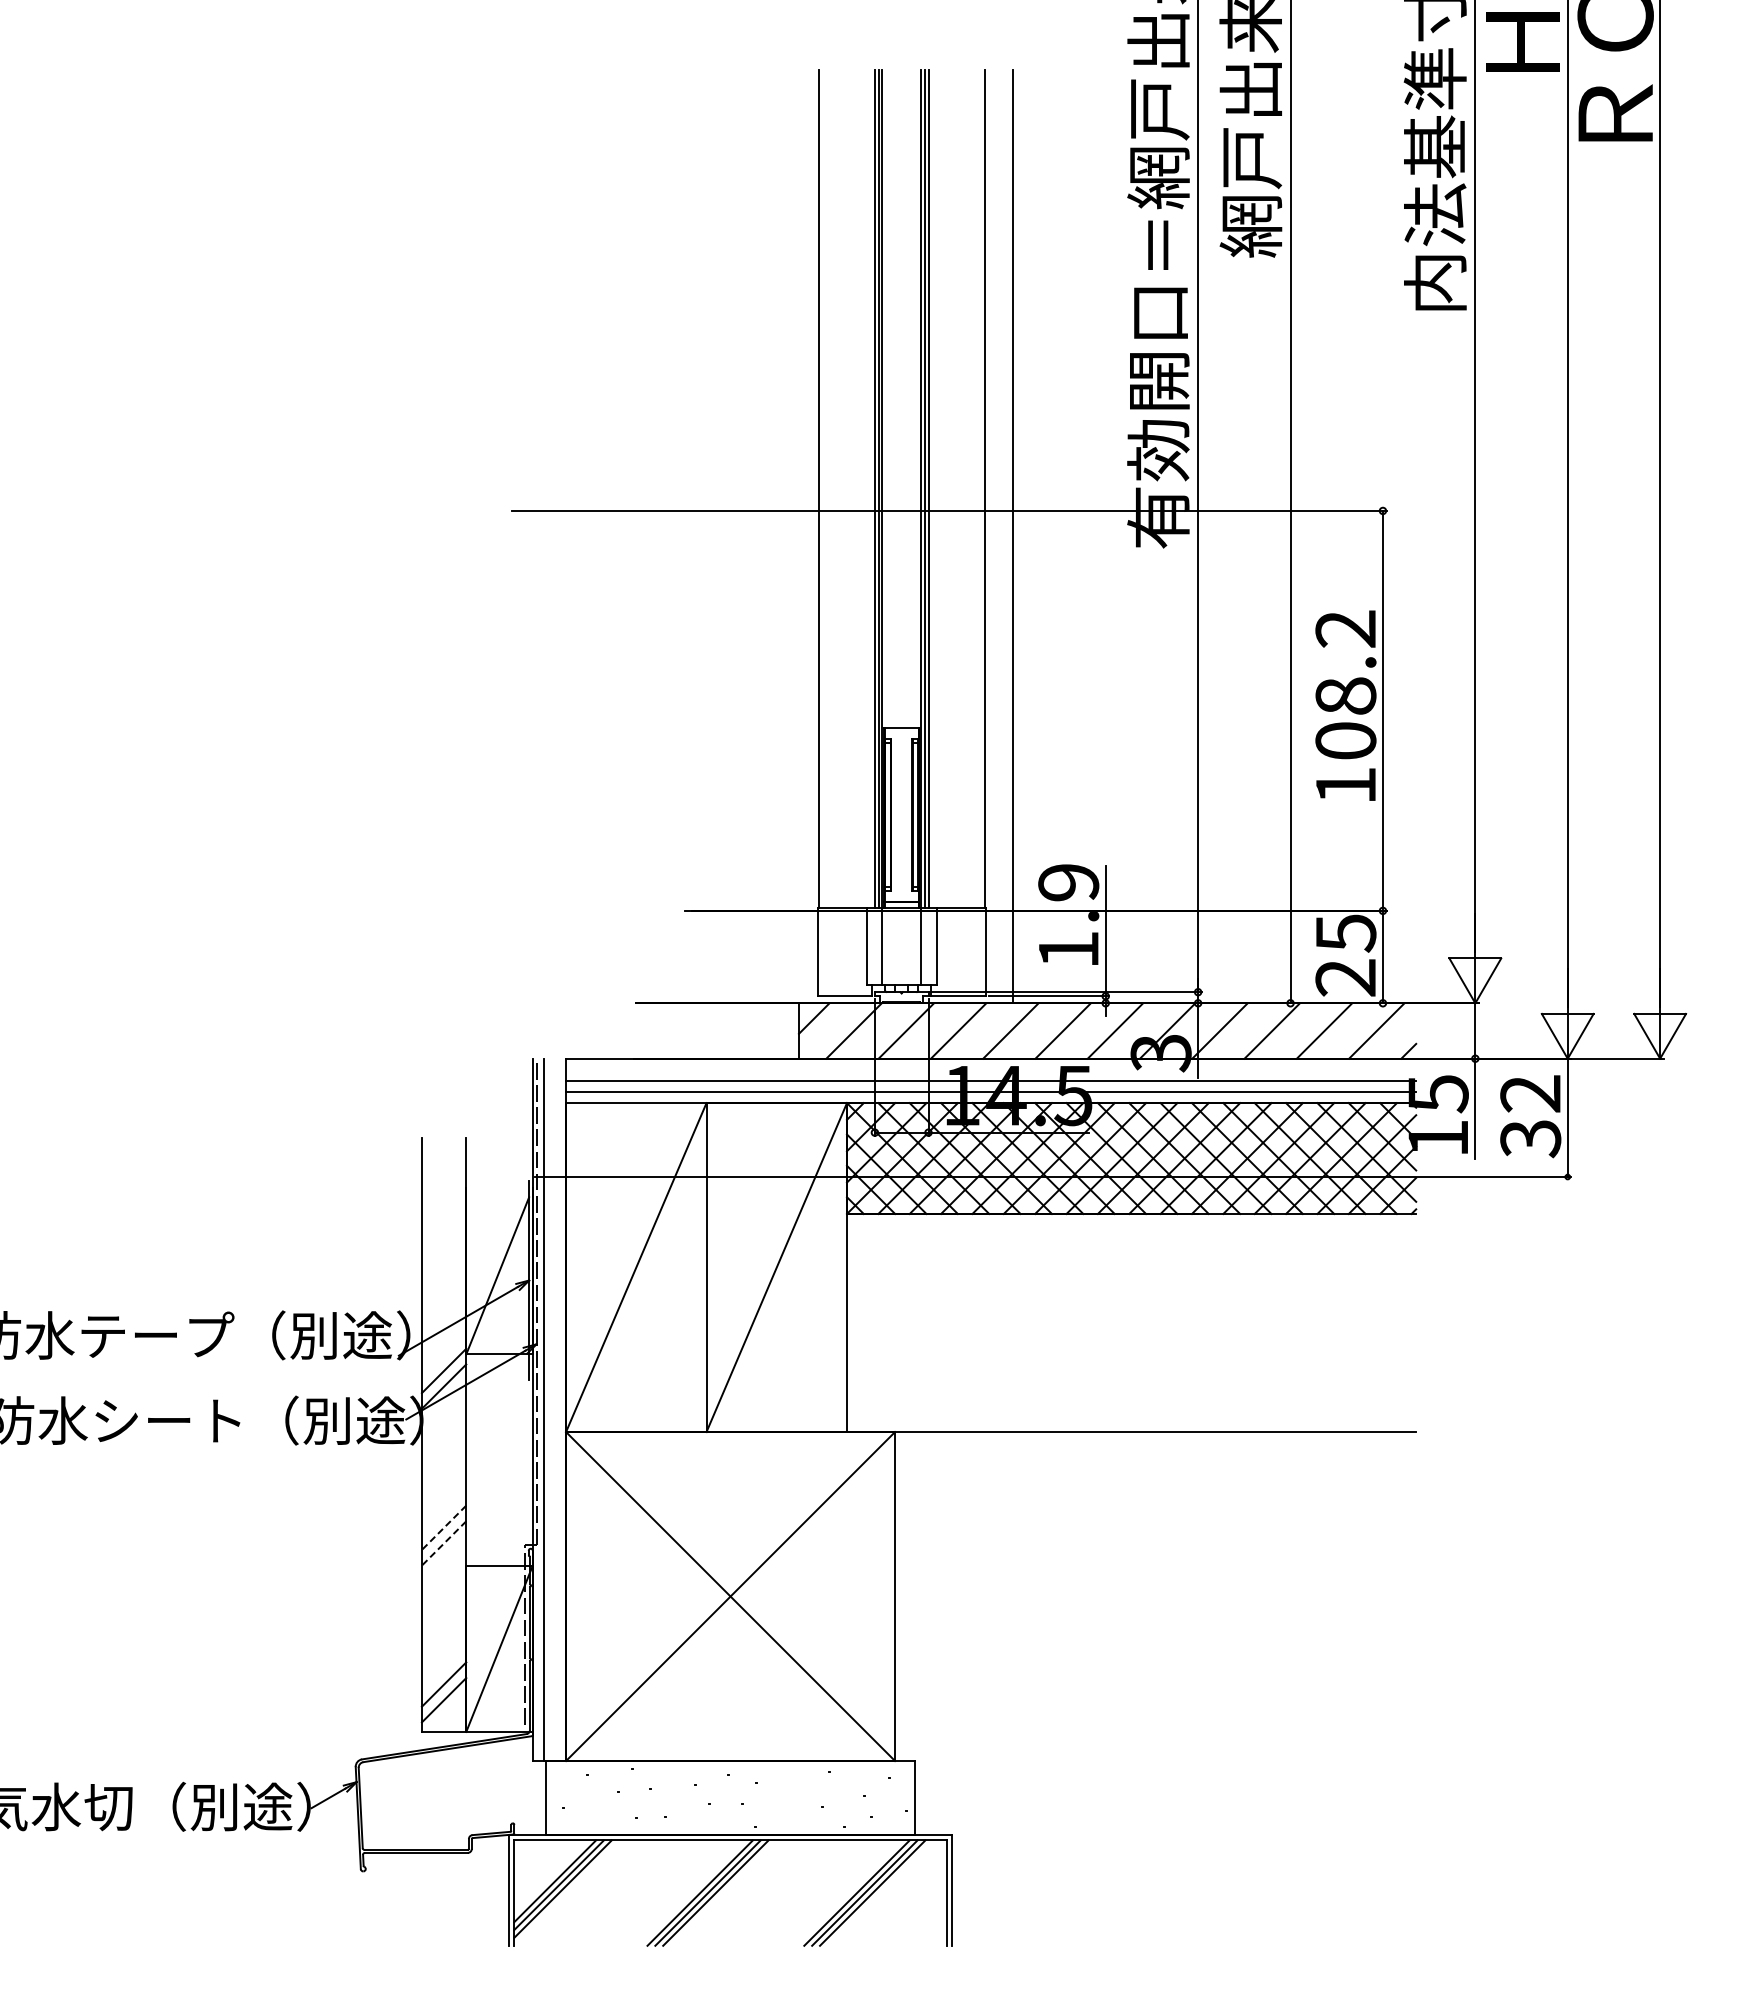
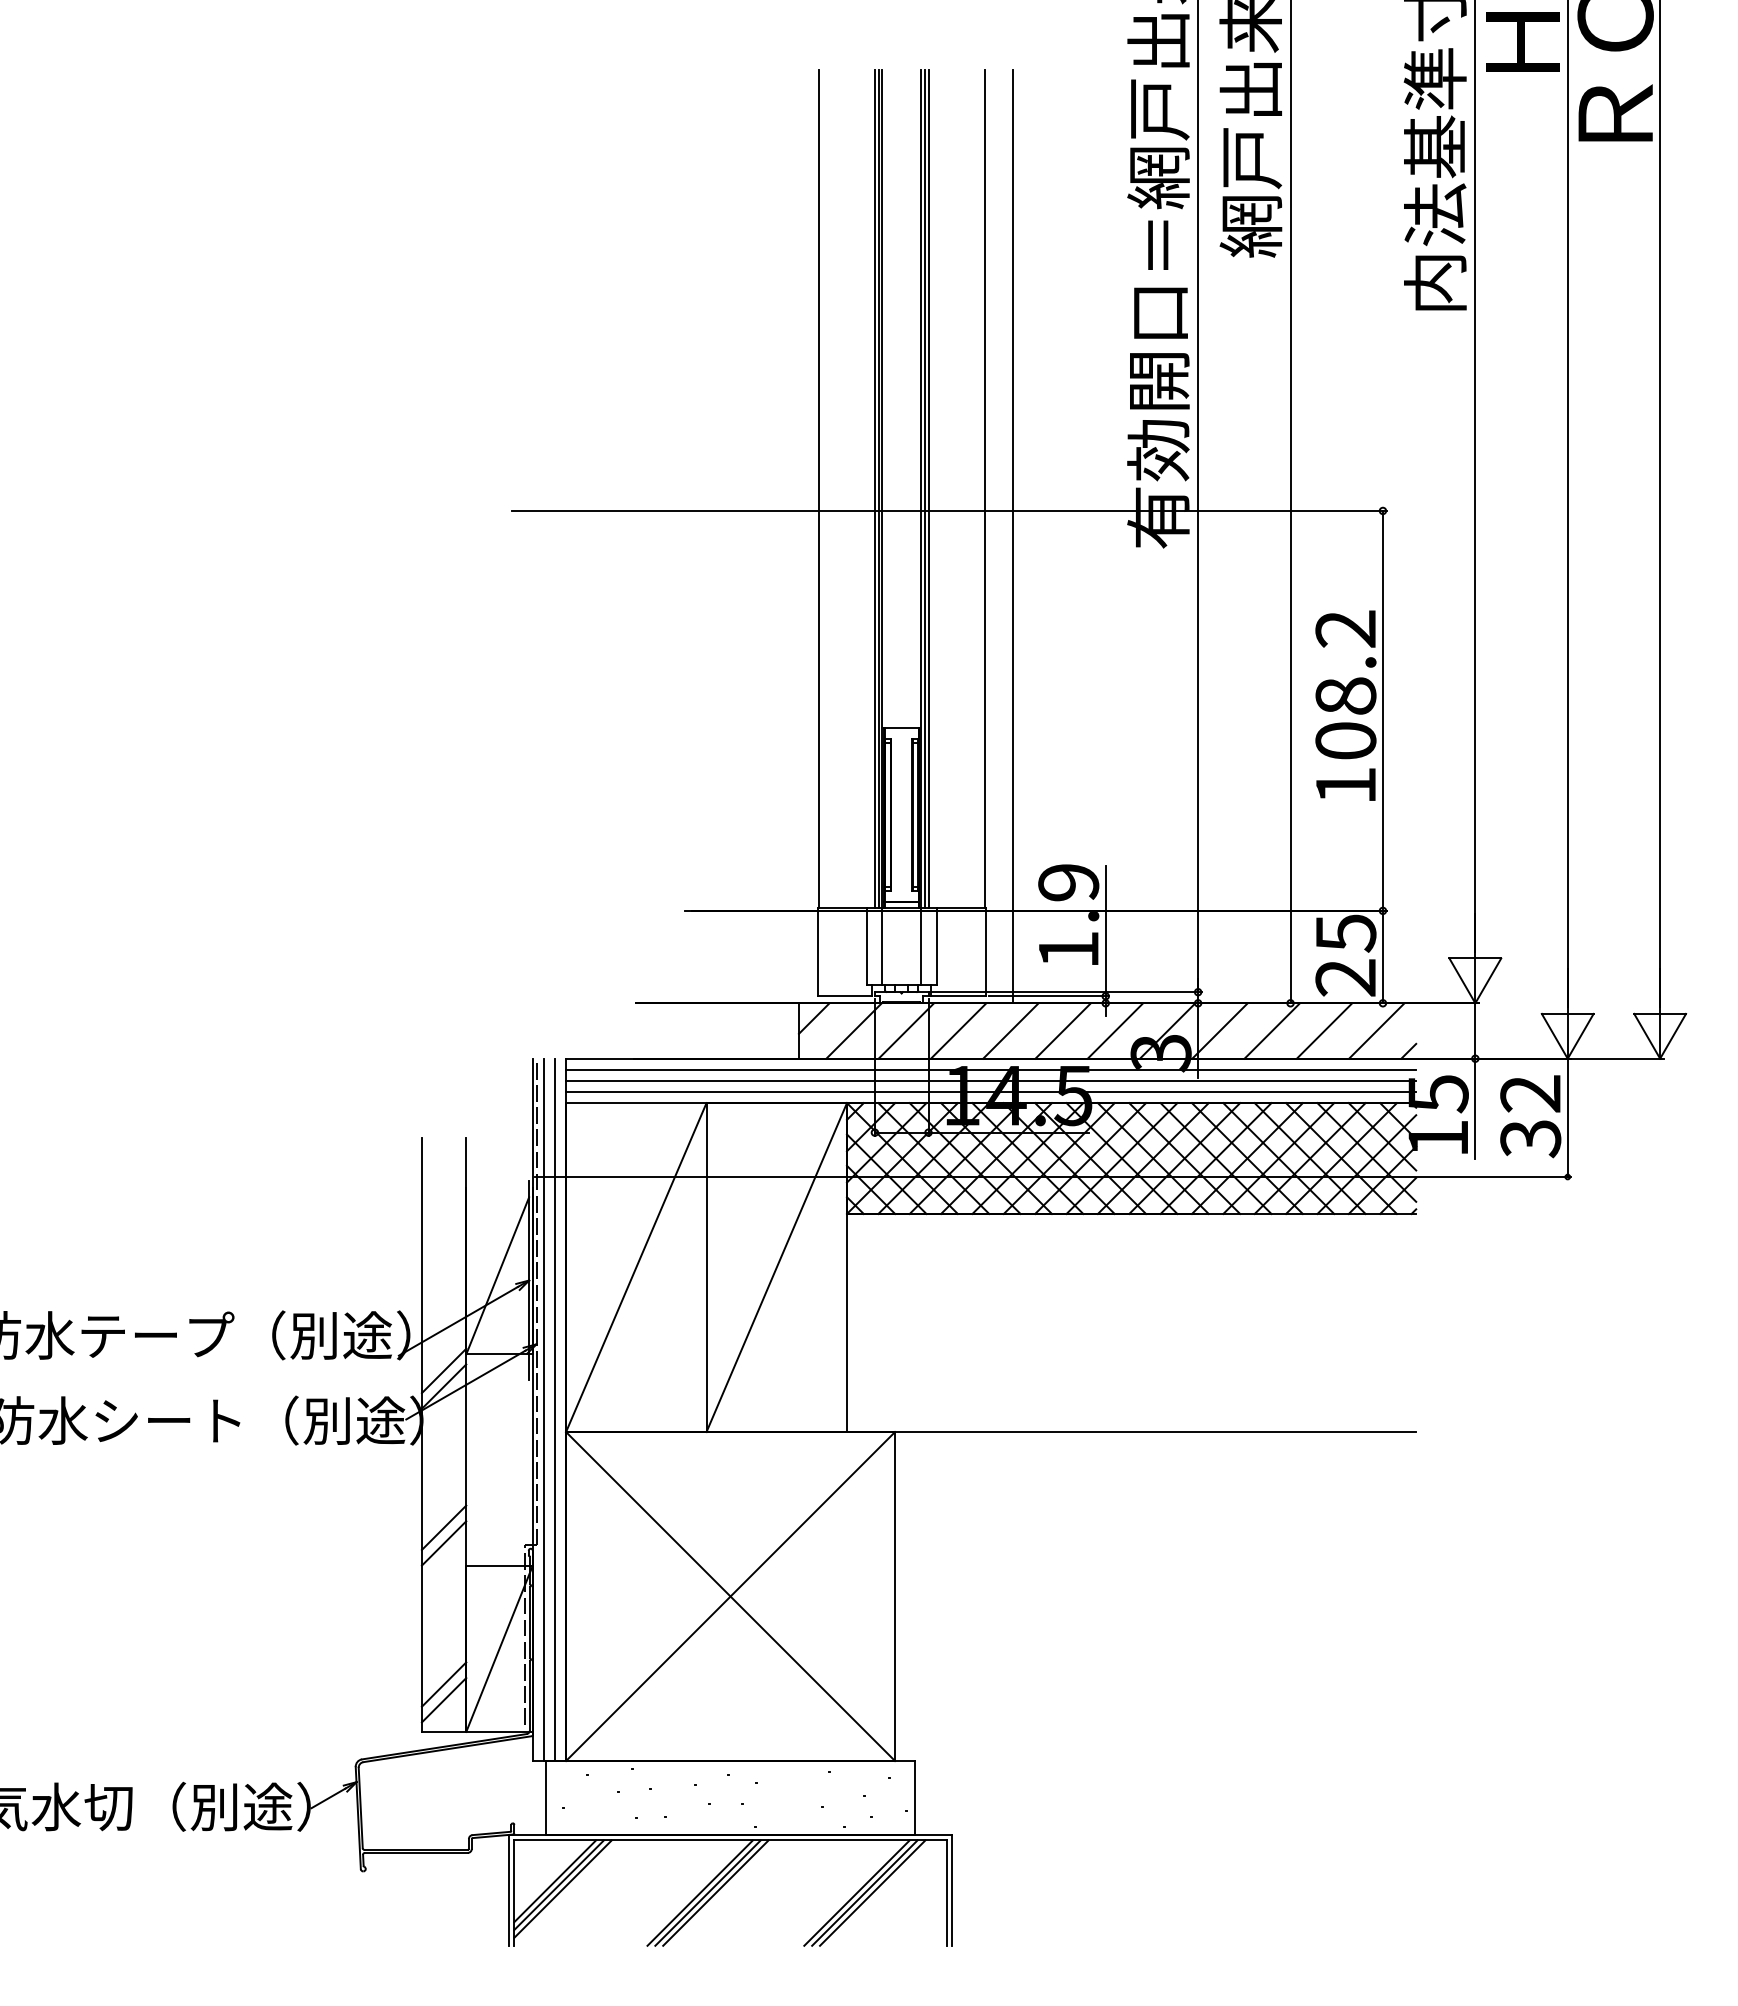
line: none -> present (991, 1069)
line: none -> present (555, 1409)
line: dashed -> solid (443, 1528)
line: dashed -> solid (443, 1543)
